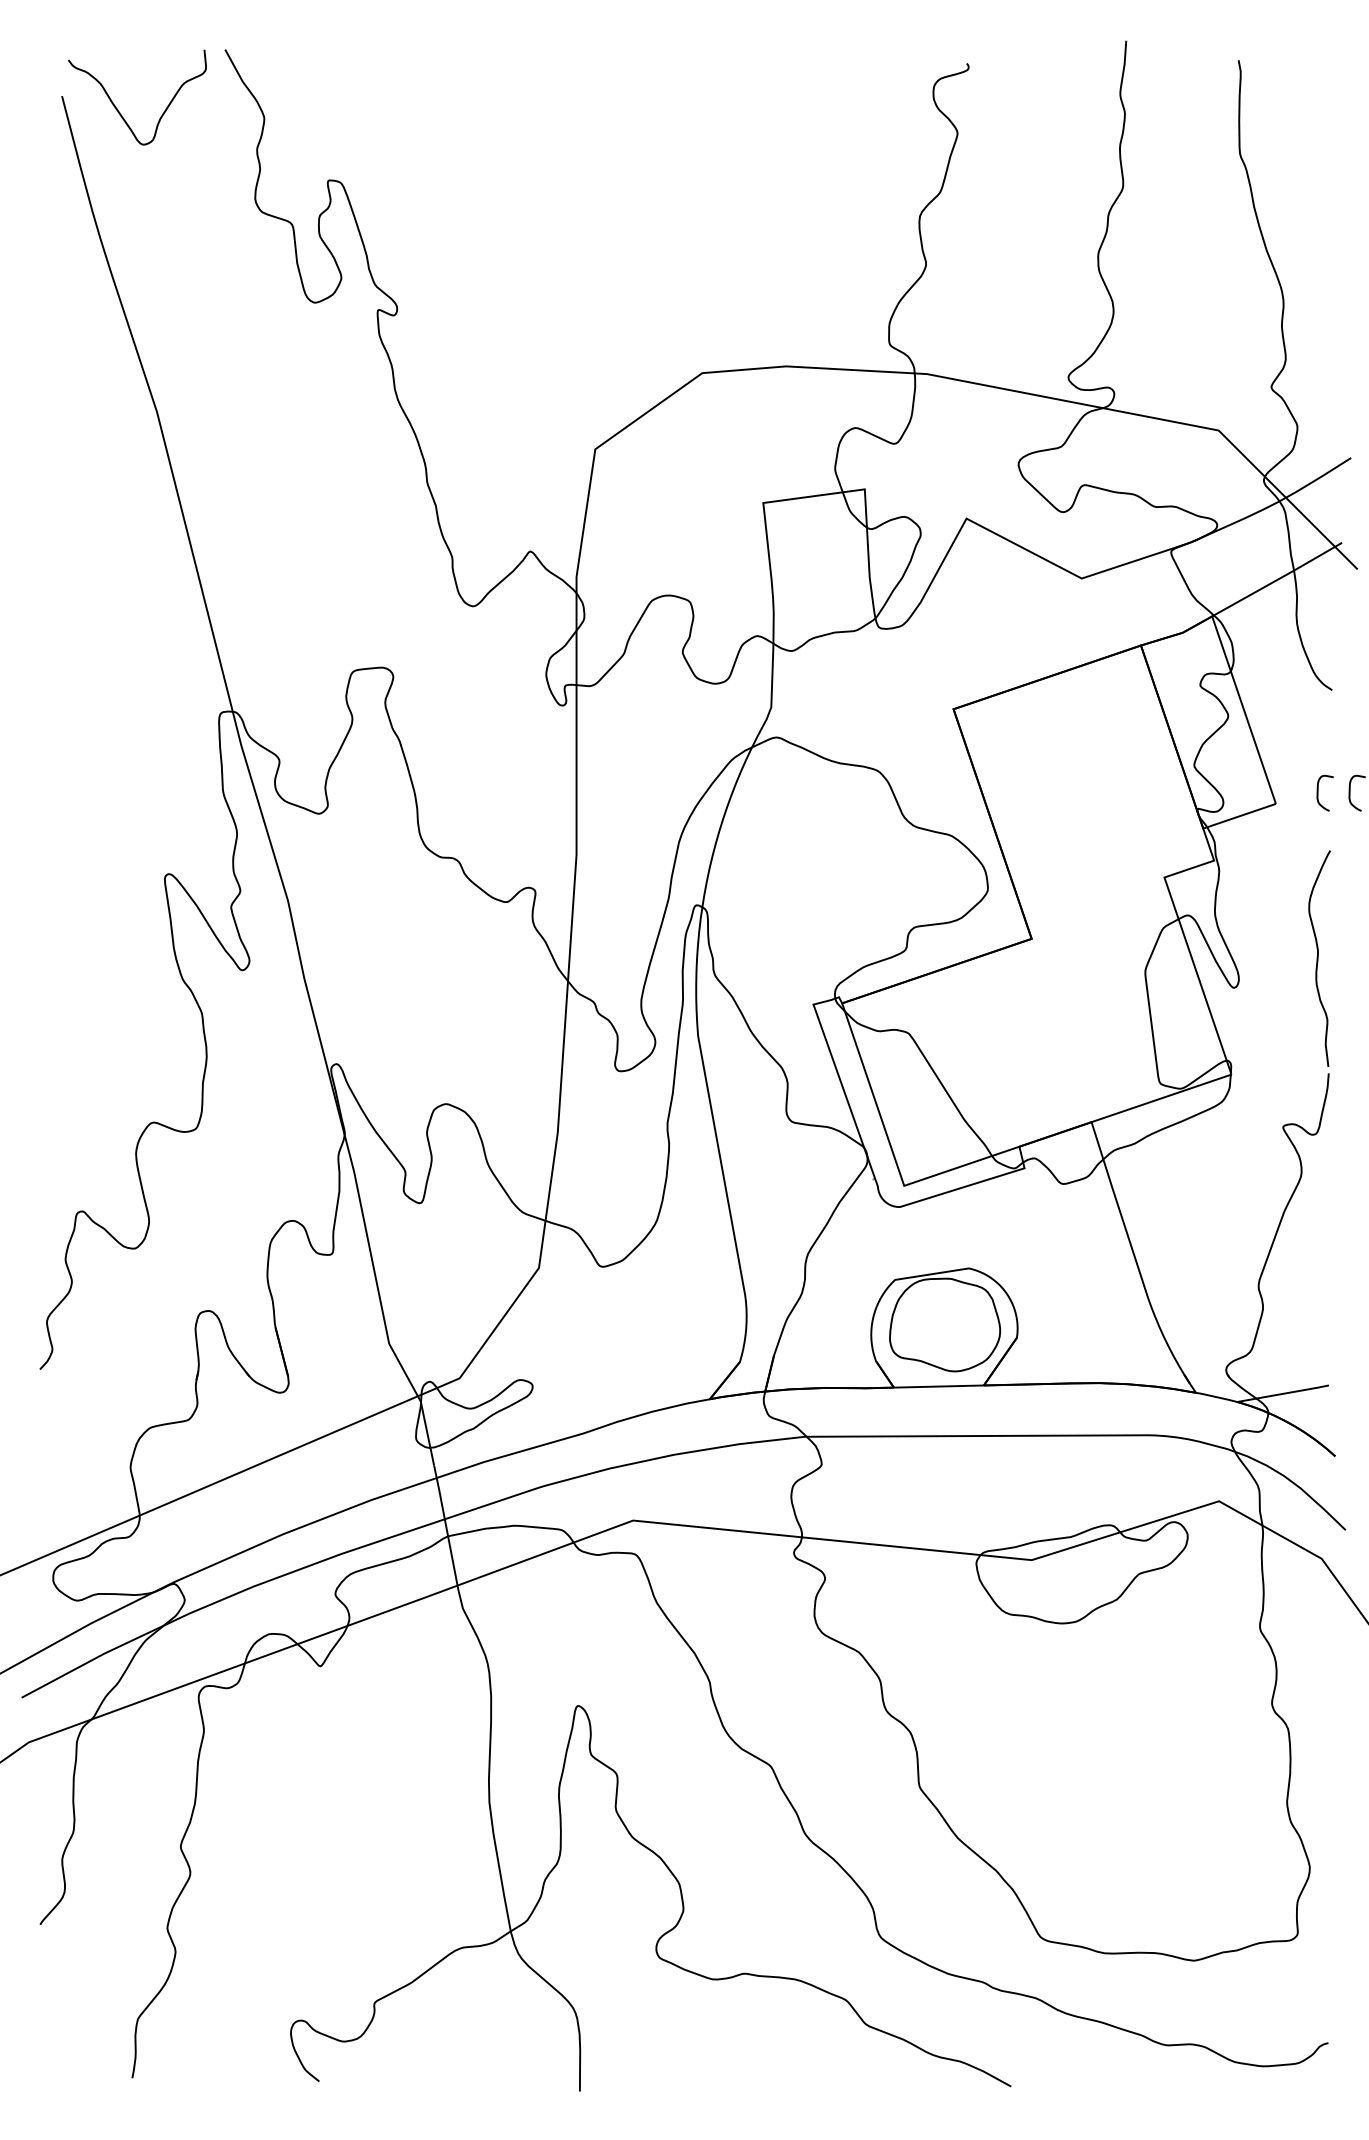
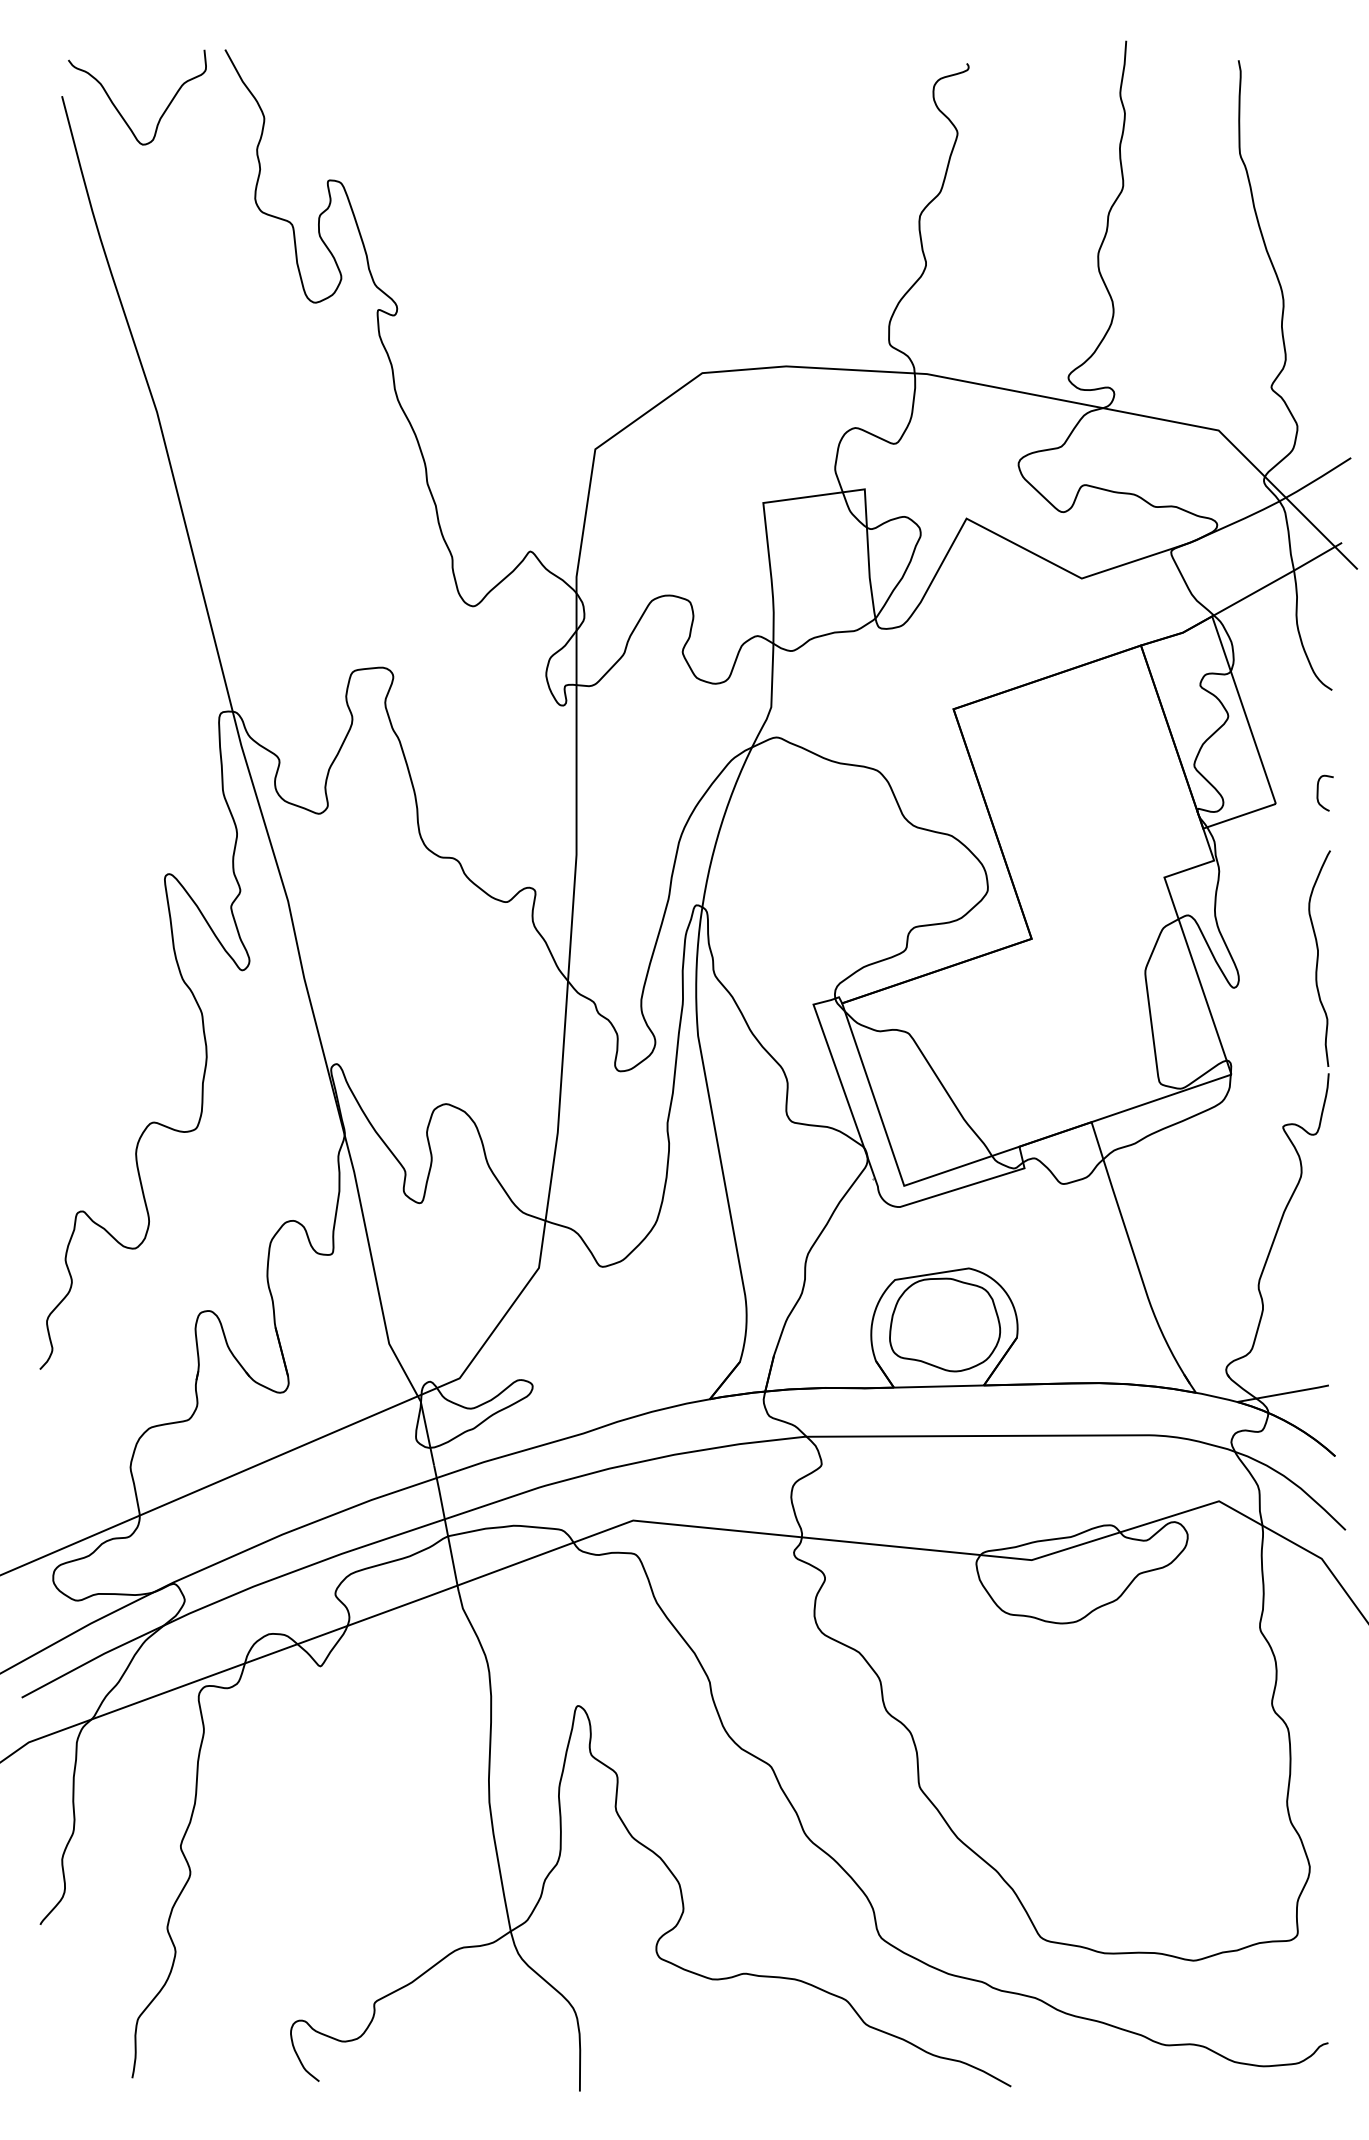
curve: present -> none (1350, 792)
